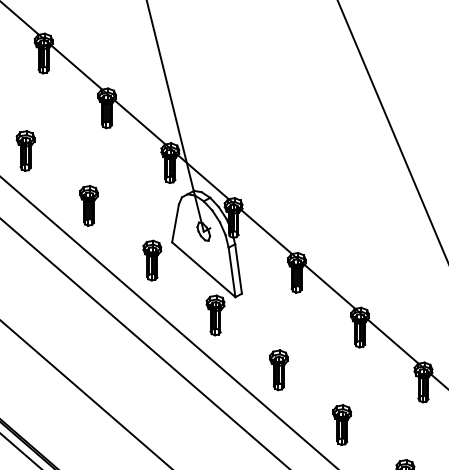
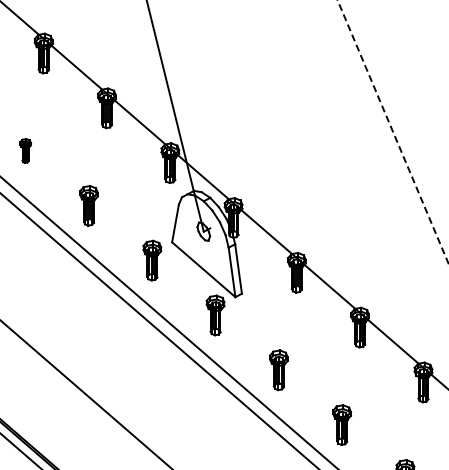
line: solid -> dashed (393, 131)
part size: 21x42 px -> 13x26 px (25, 150)
line position: (144, 343) -> (159, 330) (159, 330)
